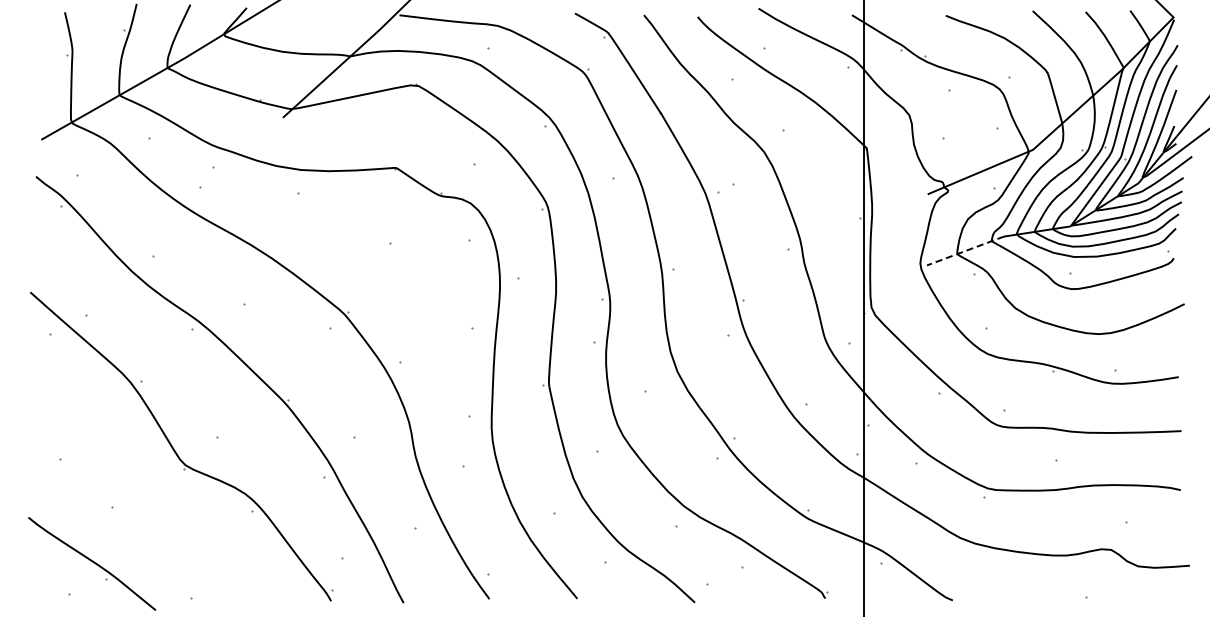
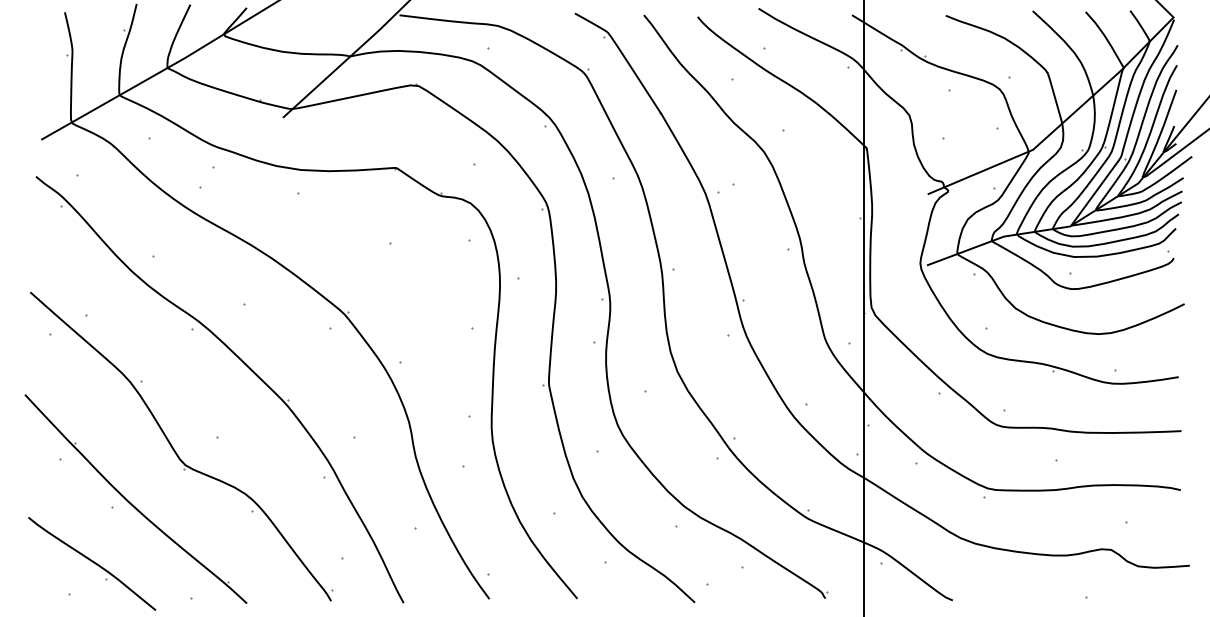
line: dashed -> solid (965, 251)
part: none -> present (133, 504)
